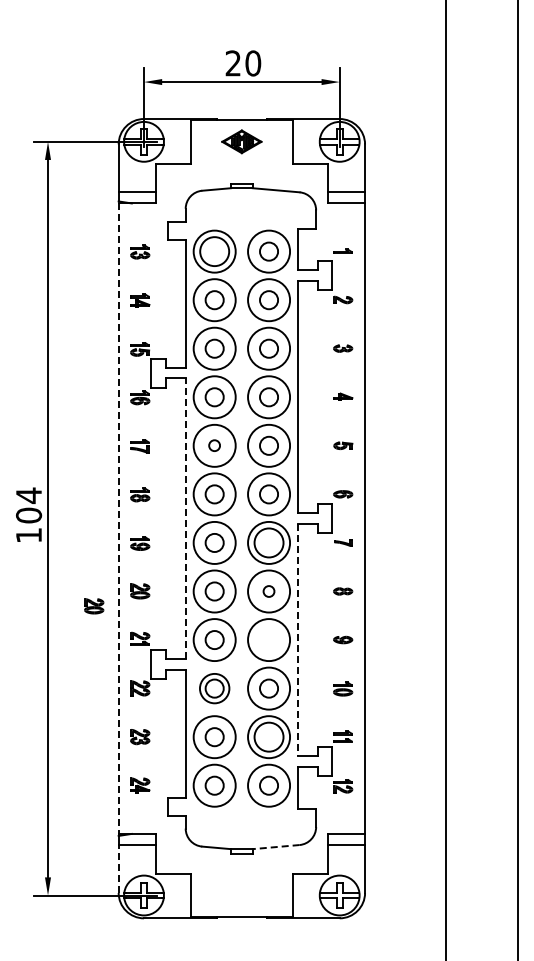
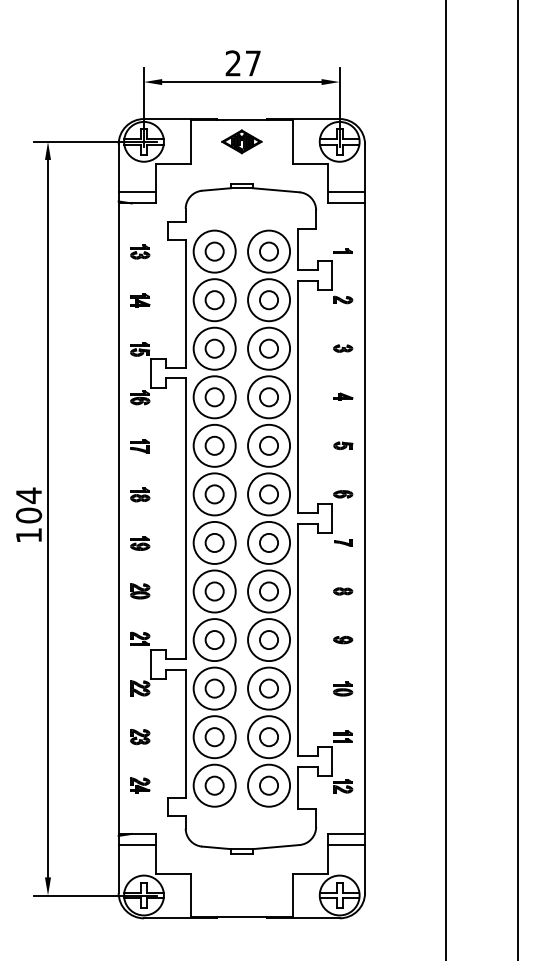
text: 20 -> 27 (253, 63)
circle diameter: 29 px -> 18 px (214, 251)
circle size: 13x13 px -> 21x21 px (214, 445)
line: dashed -> solid (185, 518)
line: dashed -> solid (118, 519)
circle diameter: 29 px -> 18 px (268, 542)
circle size: 14x13 px -> 20x21 px (268, 591)
part: present -> none (94, 606)
circle: none -> present (268, 639)
line: dashed -> solid (298, 640)
circle diameter: 29 px -> 42 px (214, 688)
circle diameter: 29 px -> 18 px (268, 737)
line: dashed -> solid (276, 847)
line: dashed -> solid (118, 869)
